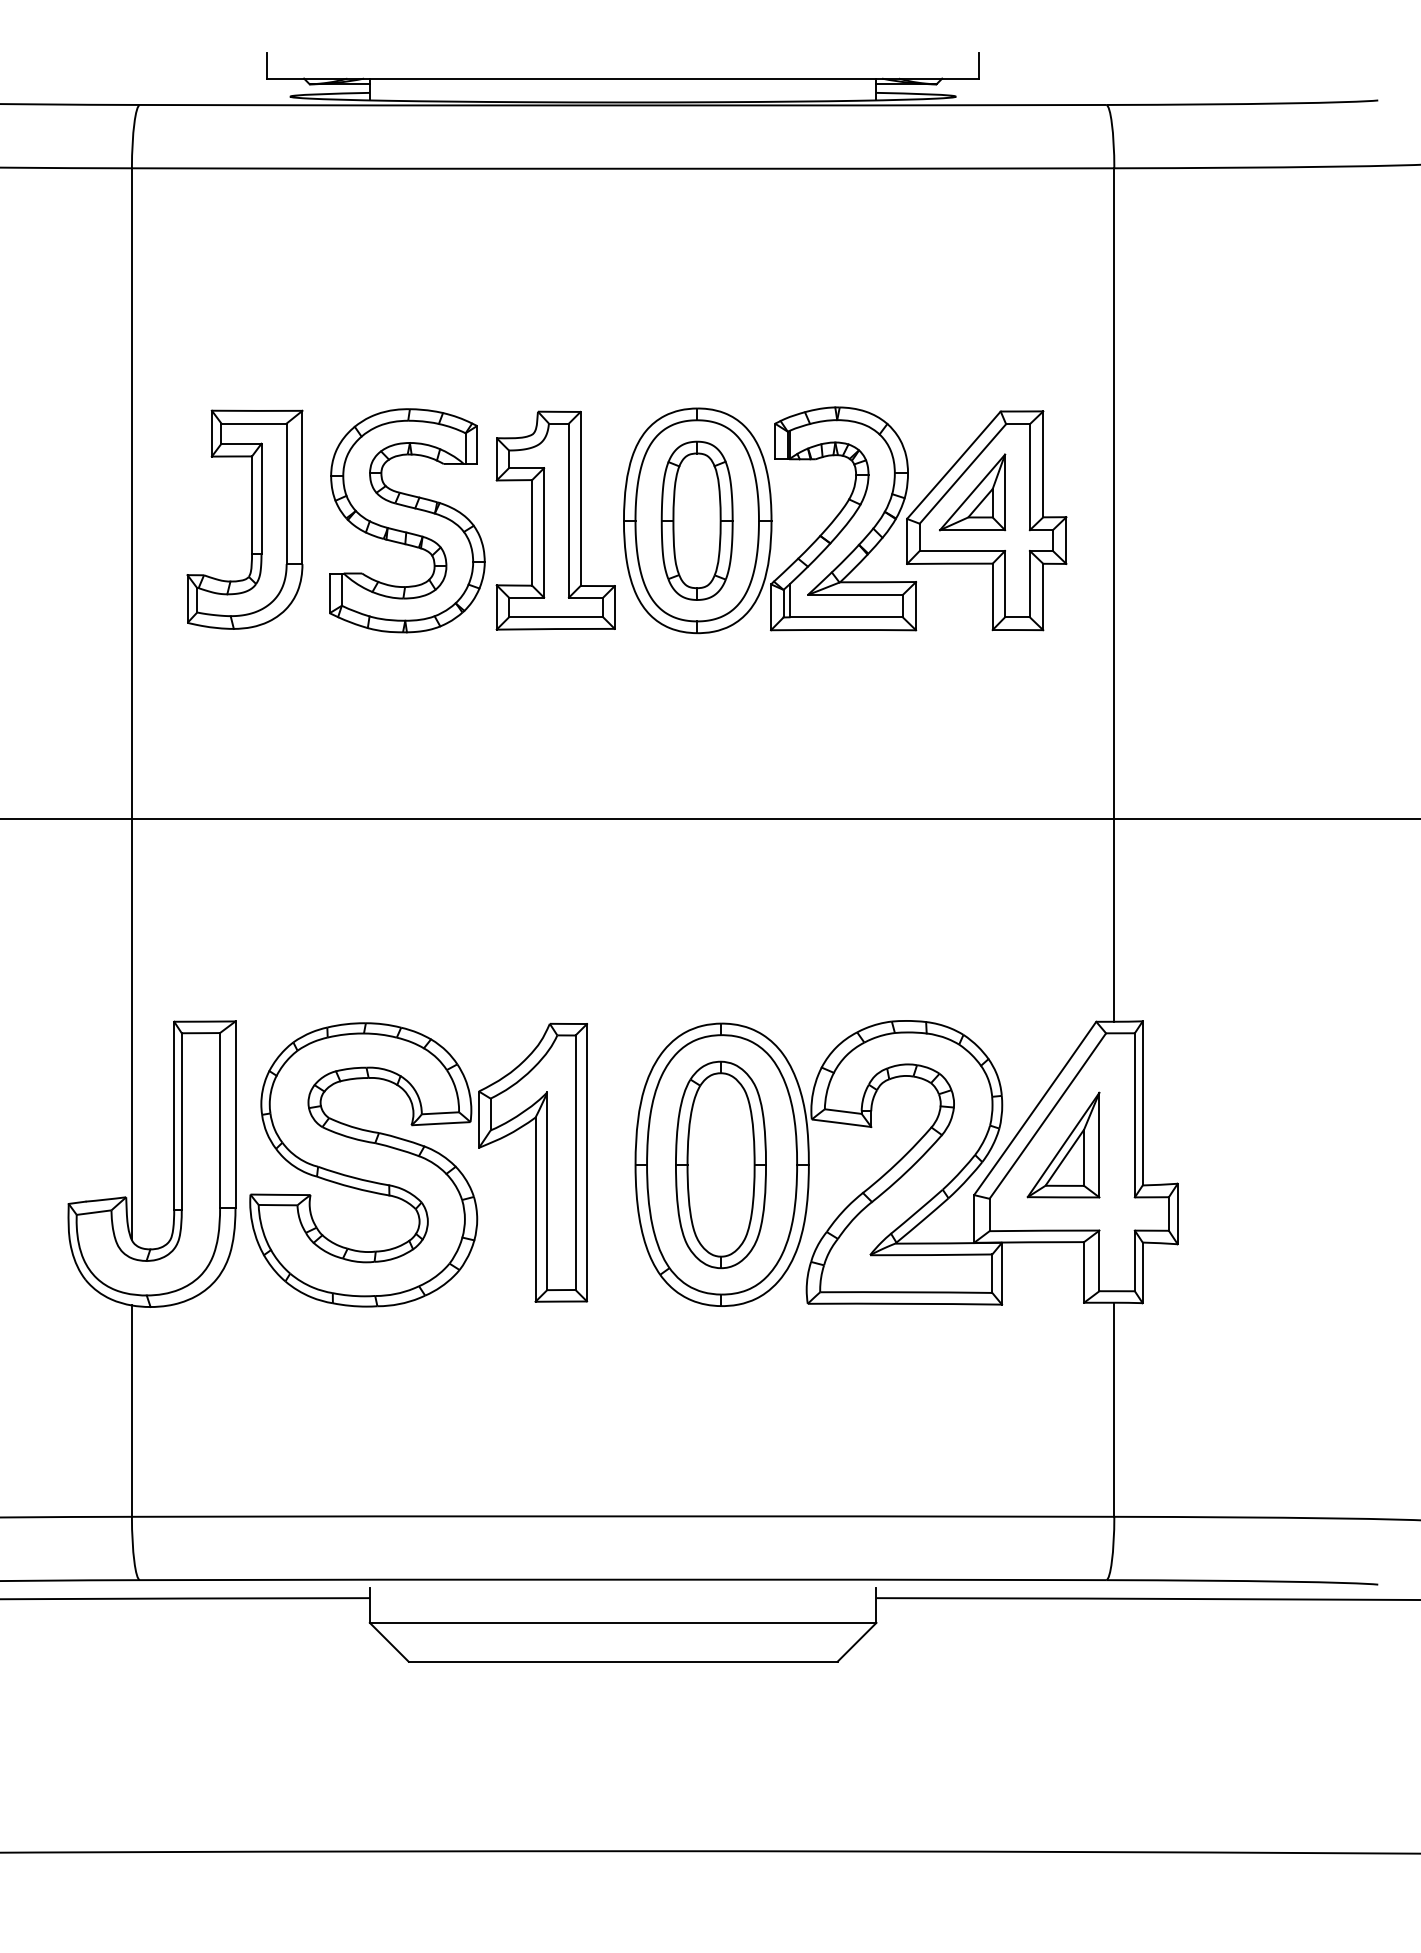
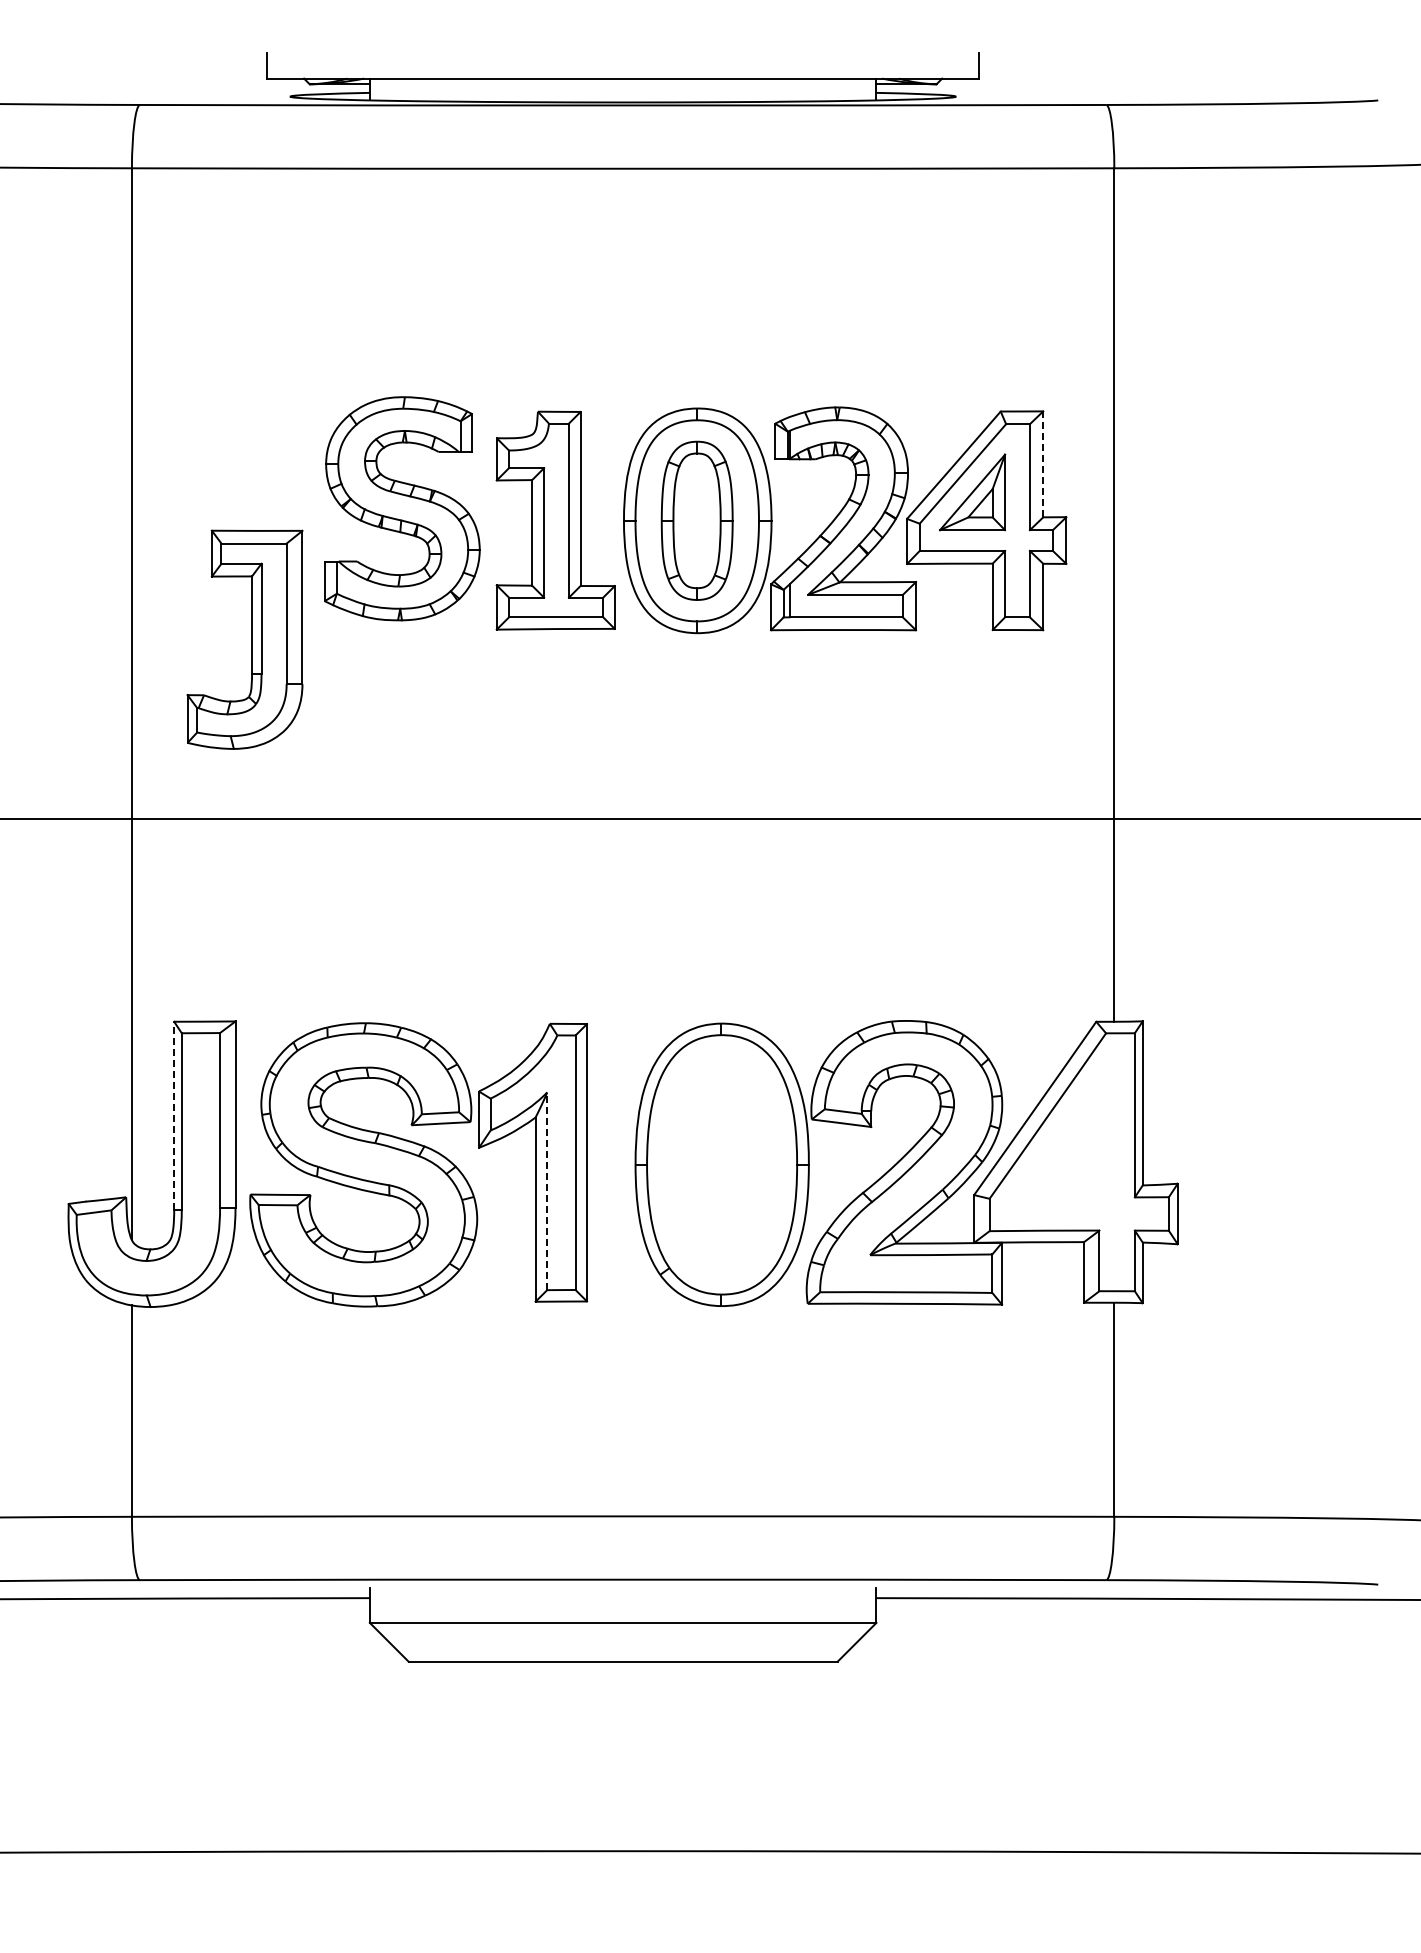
line: solid -> dashed (1043, 464)
part position: (251, 519) -> (251, 639) (251, 639)
part position: (407, 520) -> (402, 508) (402, 508)
line: solid -> dashed (174, 1115)
part: present -> none (1063, 1144)
part: present -> none (720, 1164)
line: solid -> dashed (547, 1191)
